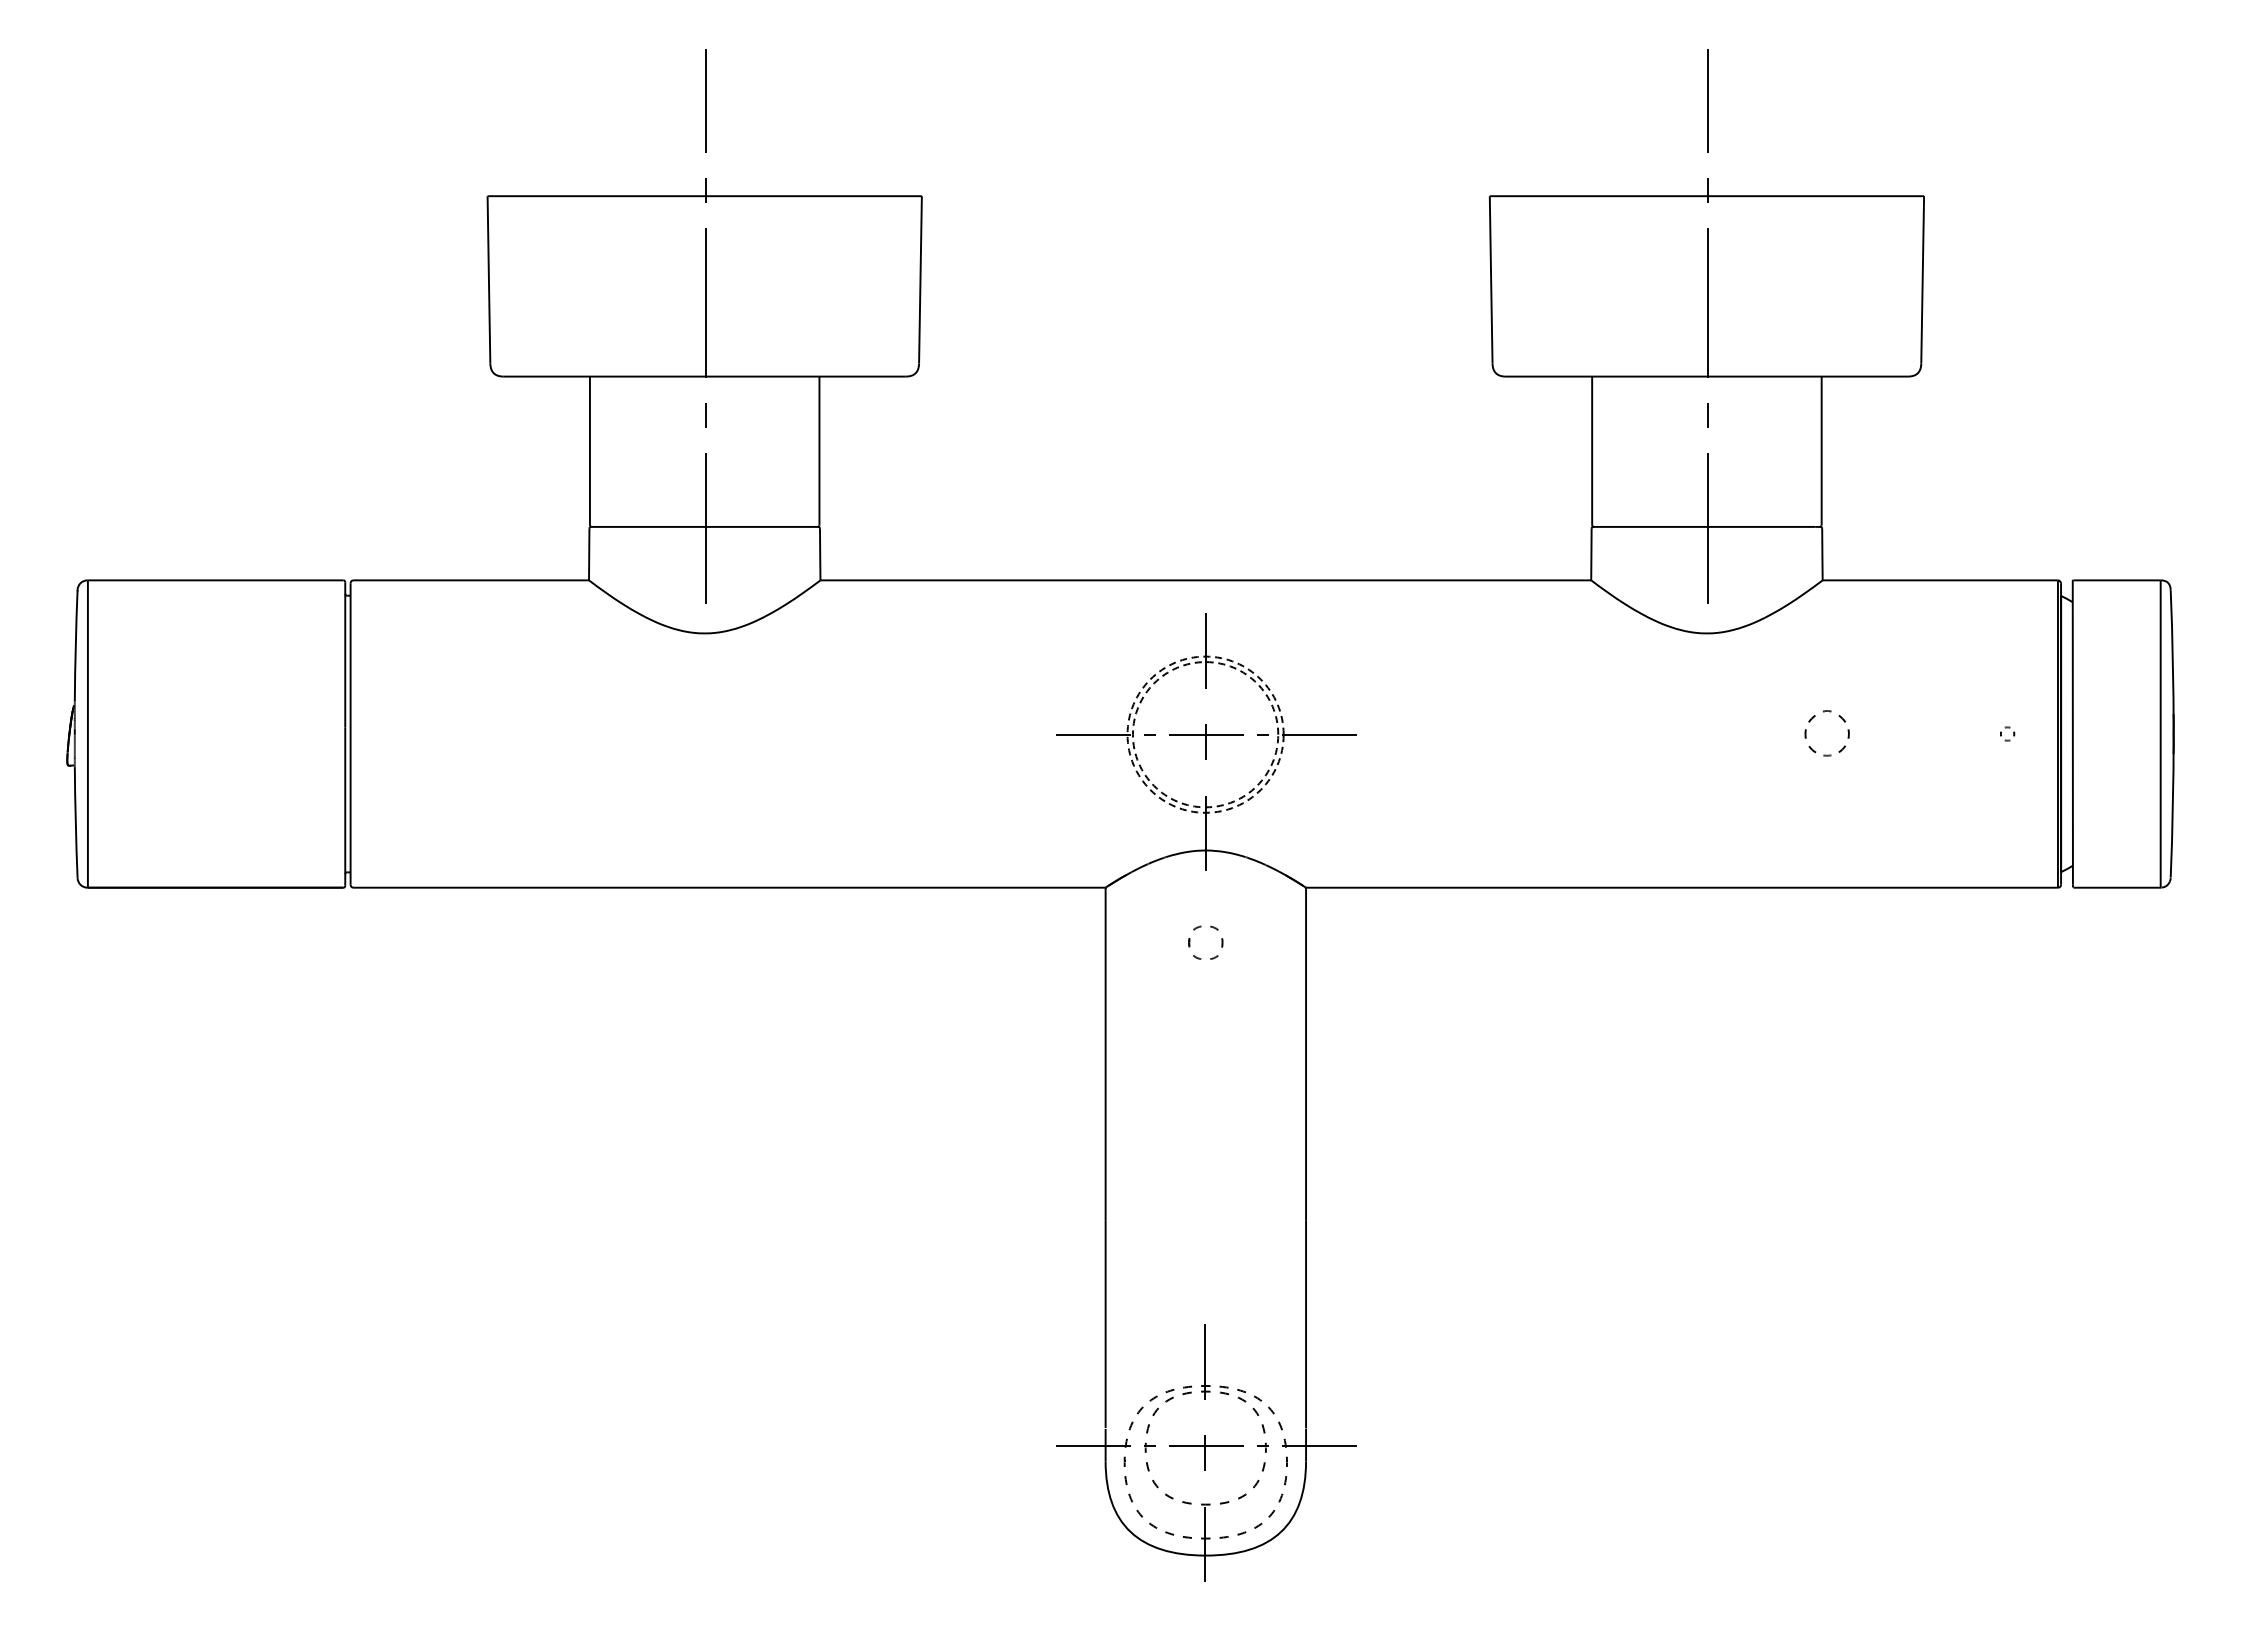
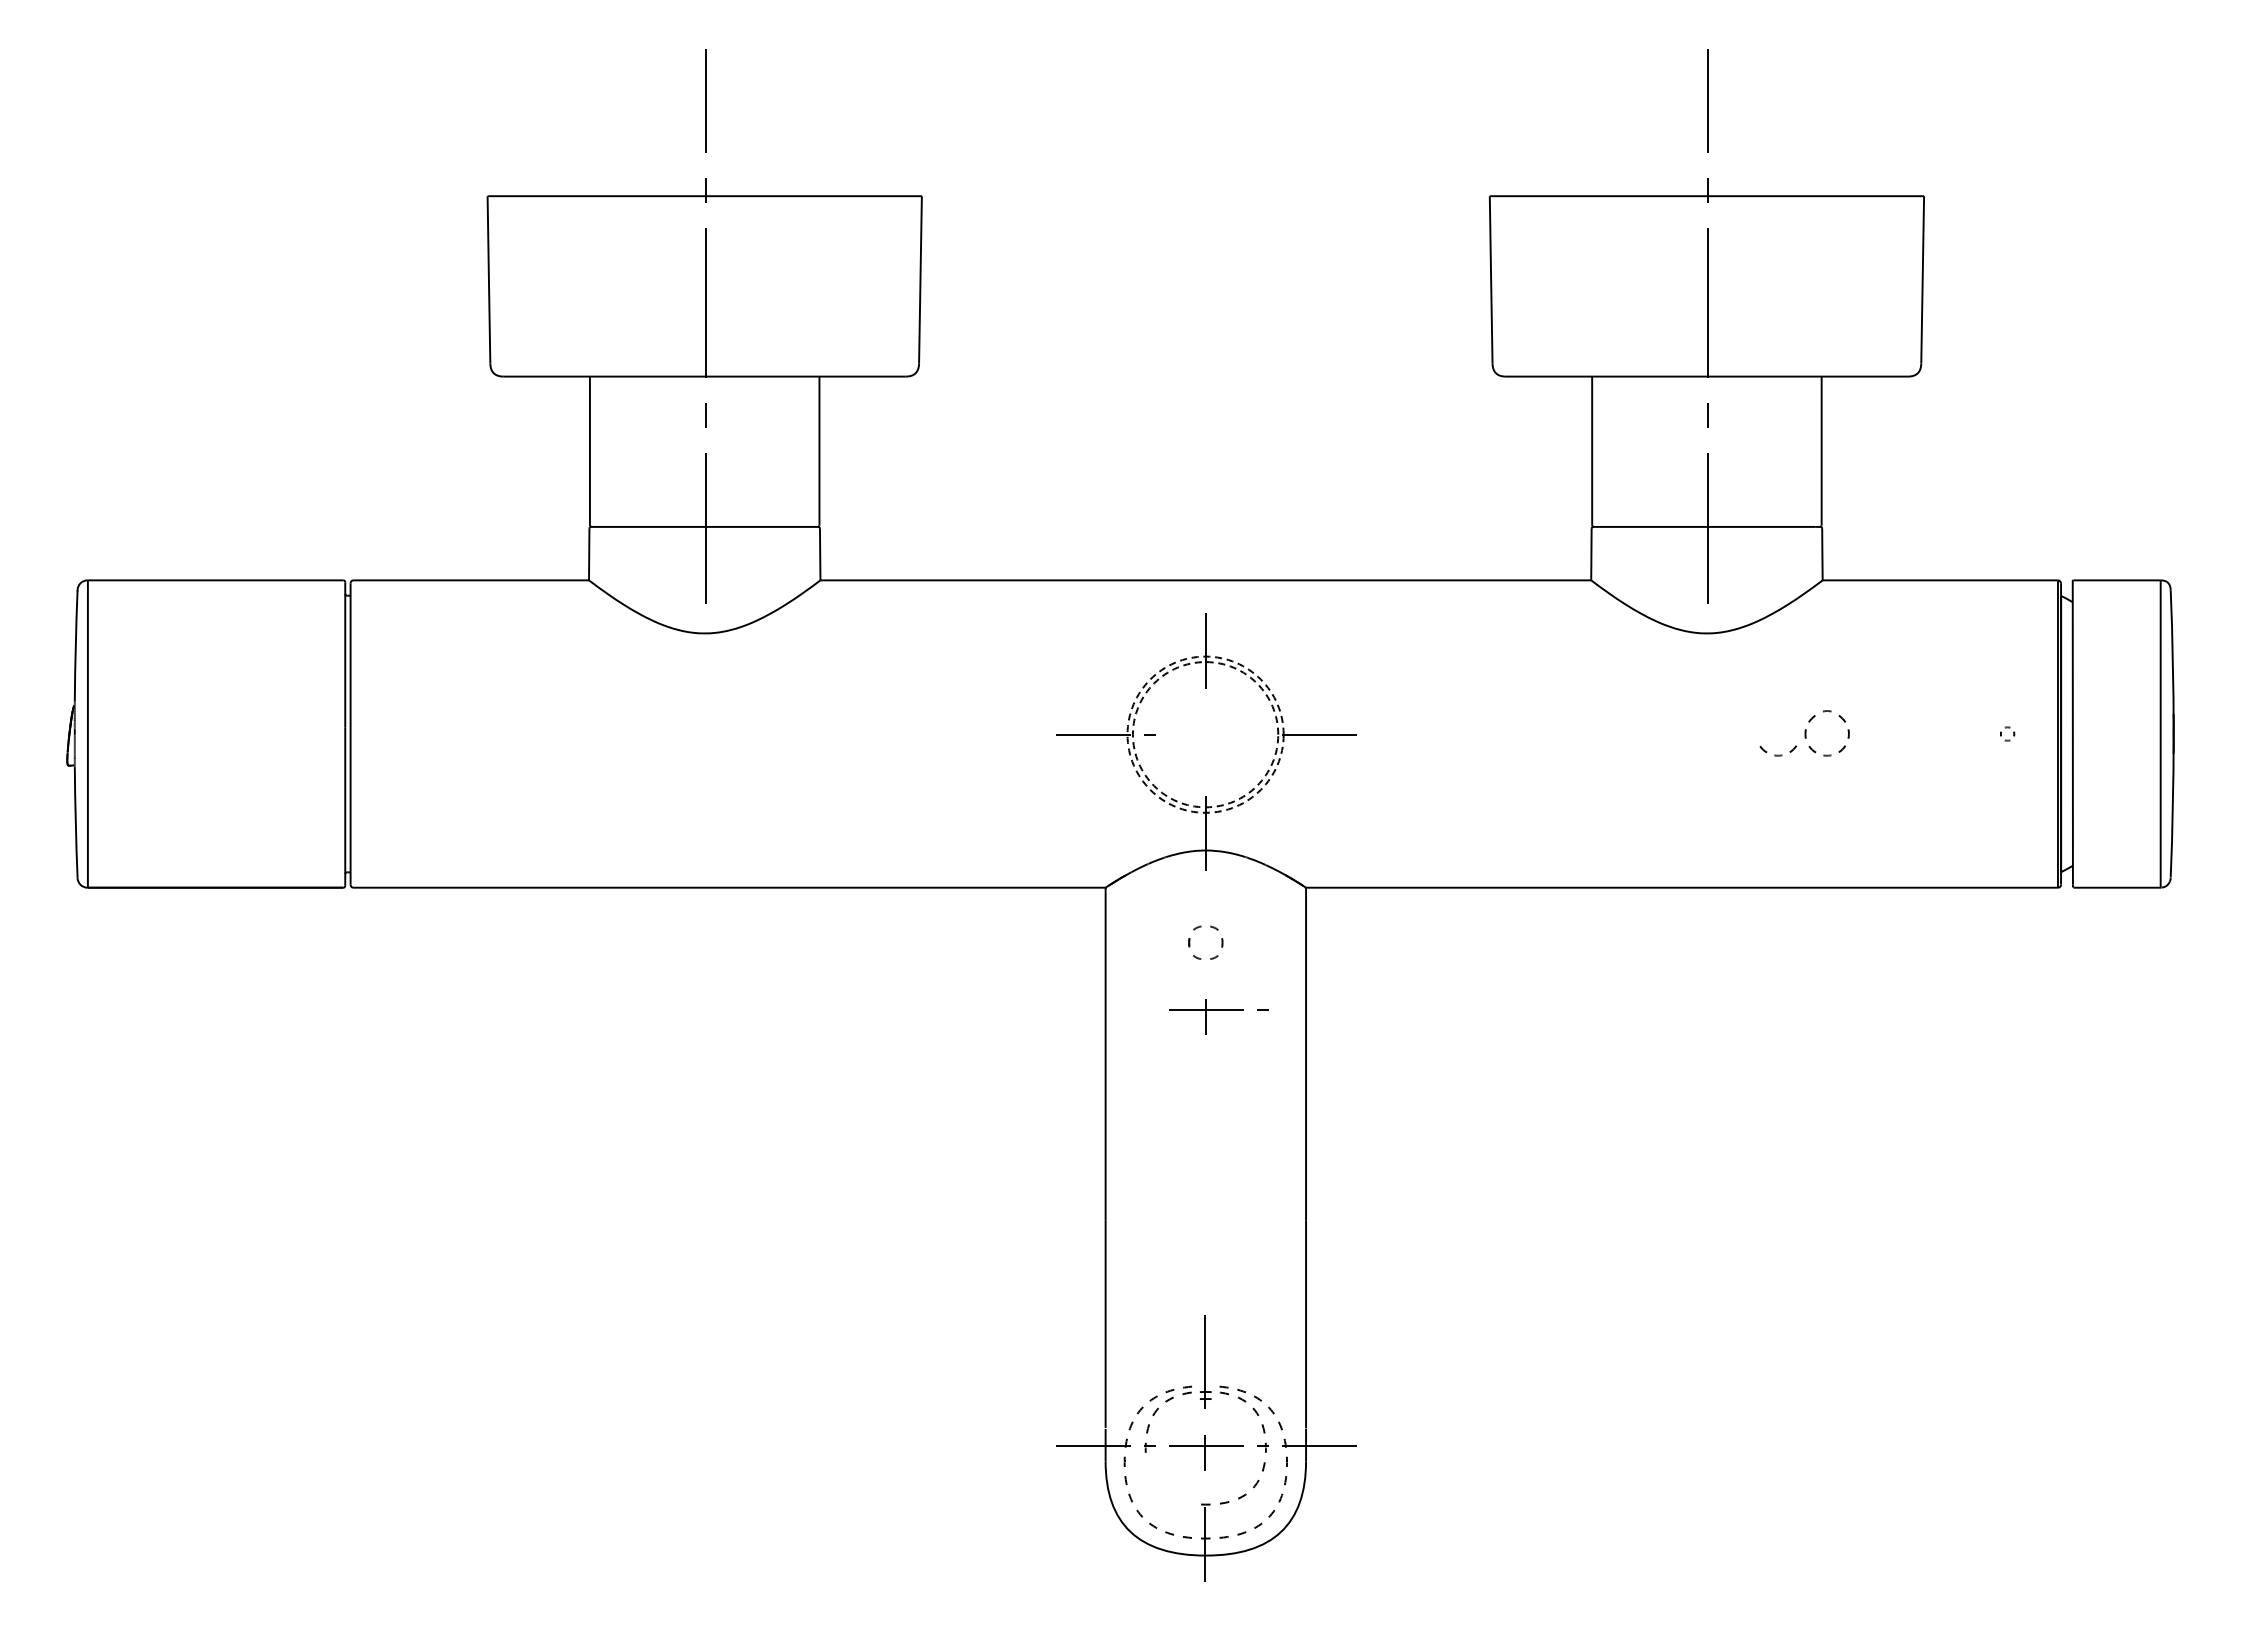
part position: (1218, 741) -> (1218, 1016) (1218, 1016)
part: none -> present (1777, 750)
part size: 10x76 px -> 12x94 px (1205, 1361)
part: present -> none (1166, 1493)
